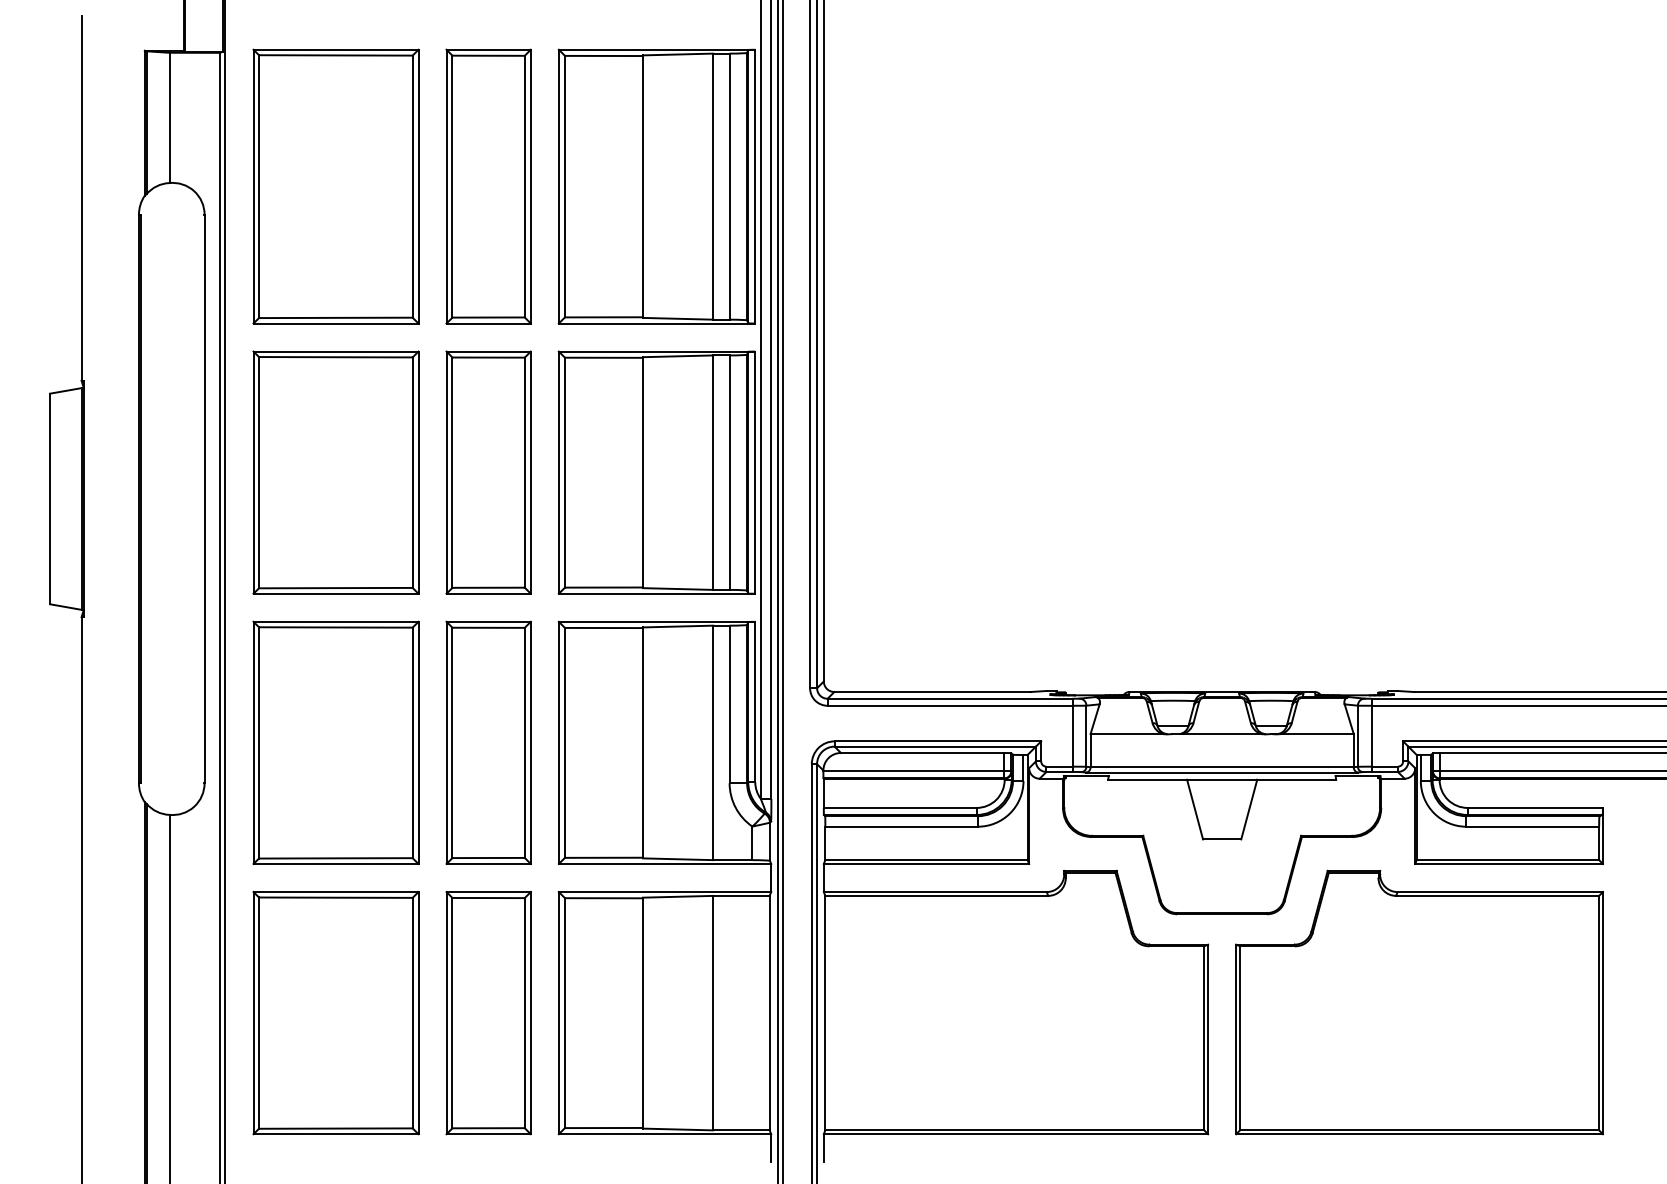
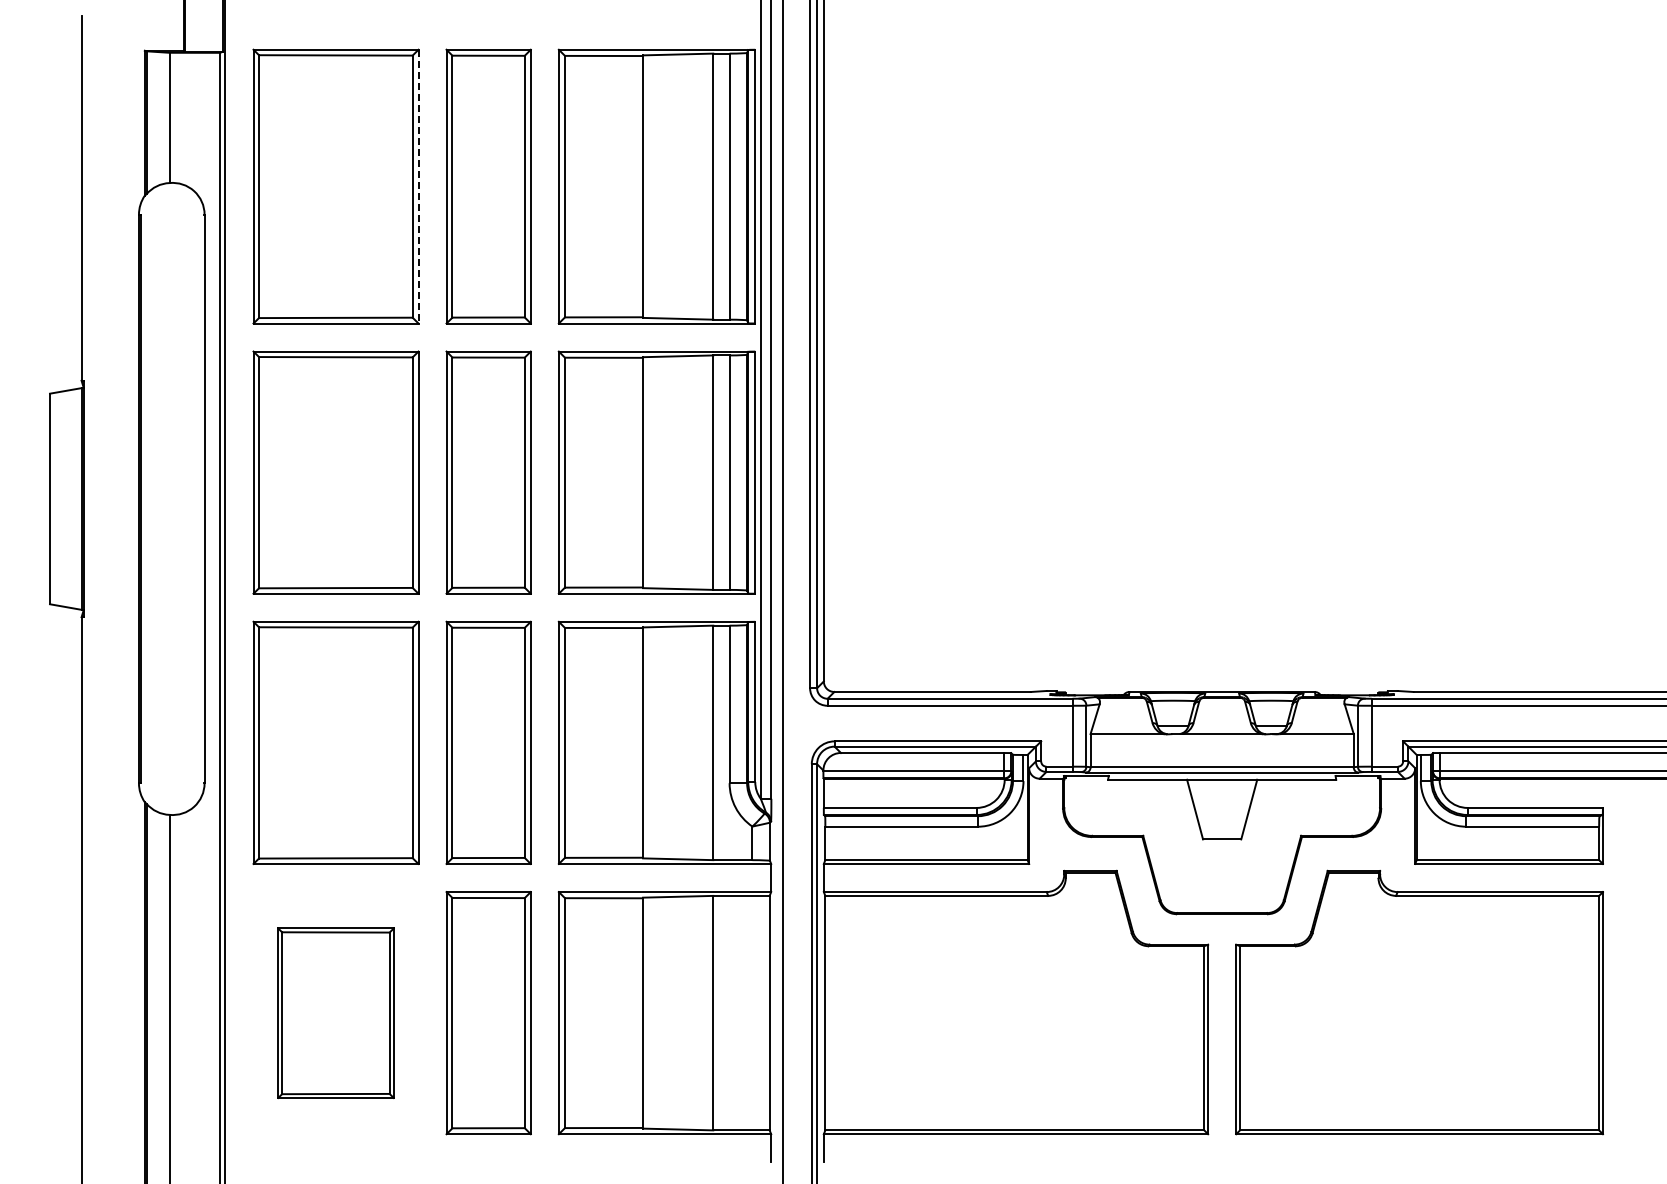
line: solid -> dashed (418, 186)
line: present -> none (777, 591)
part size: 168x245 px -> 118x172 px (335, 1012)
